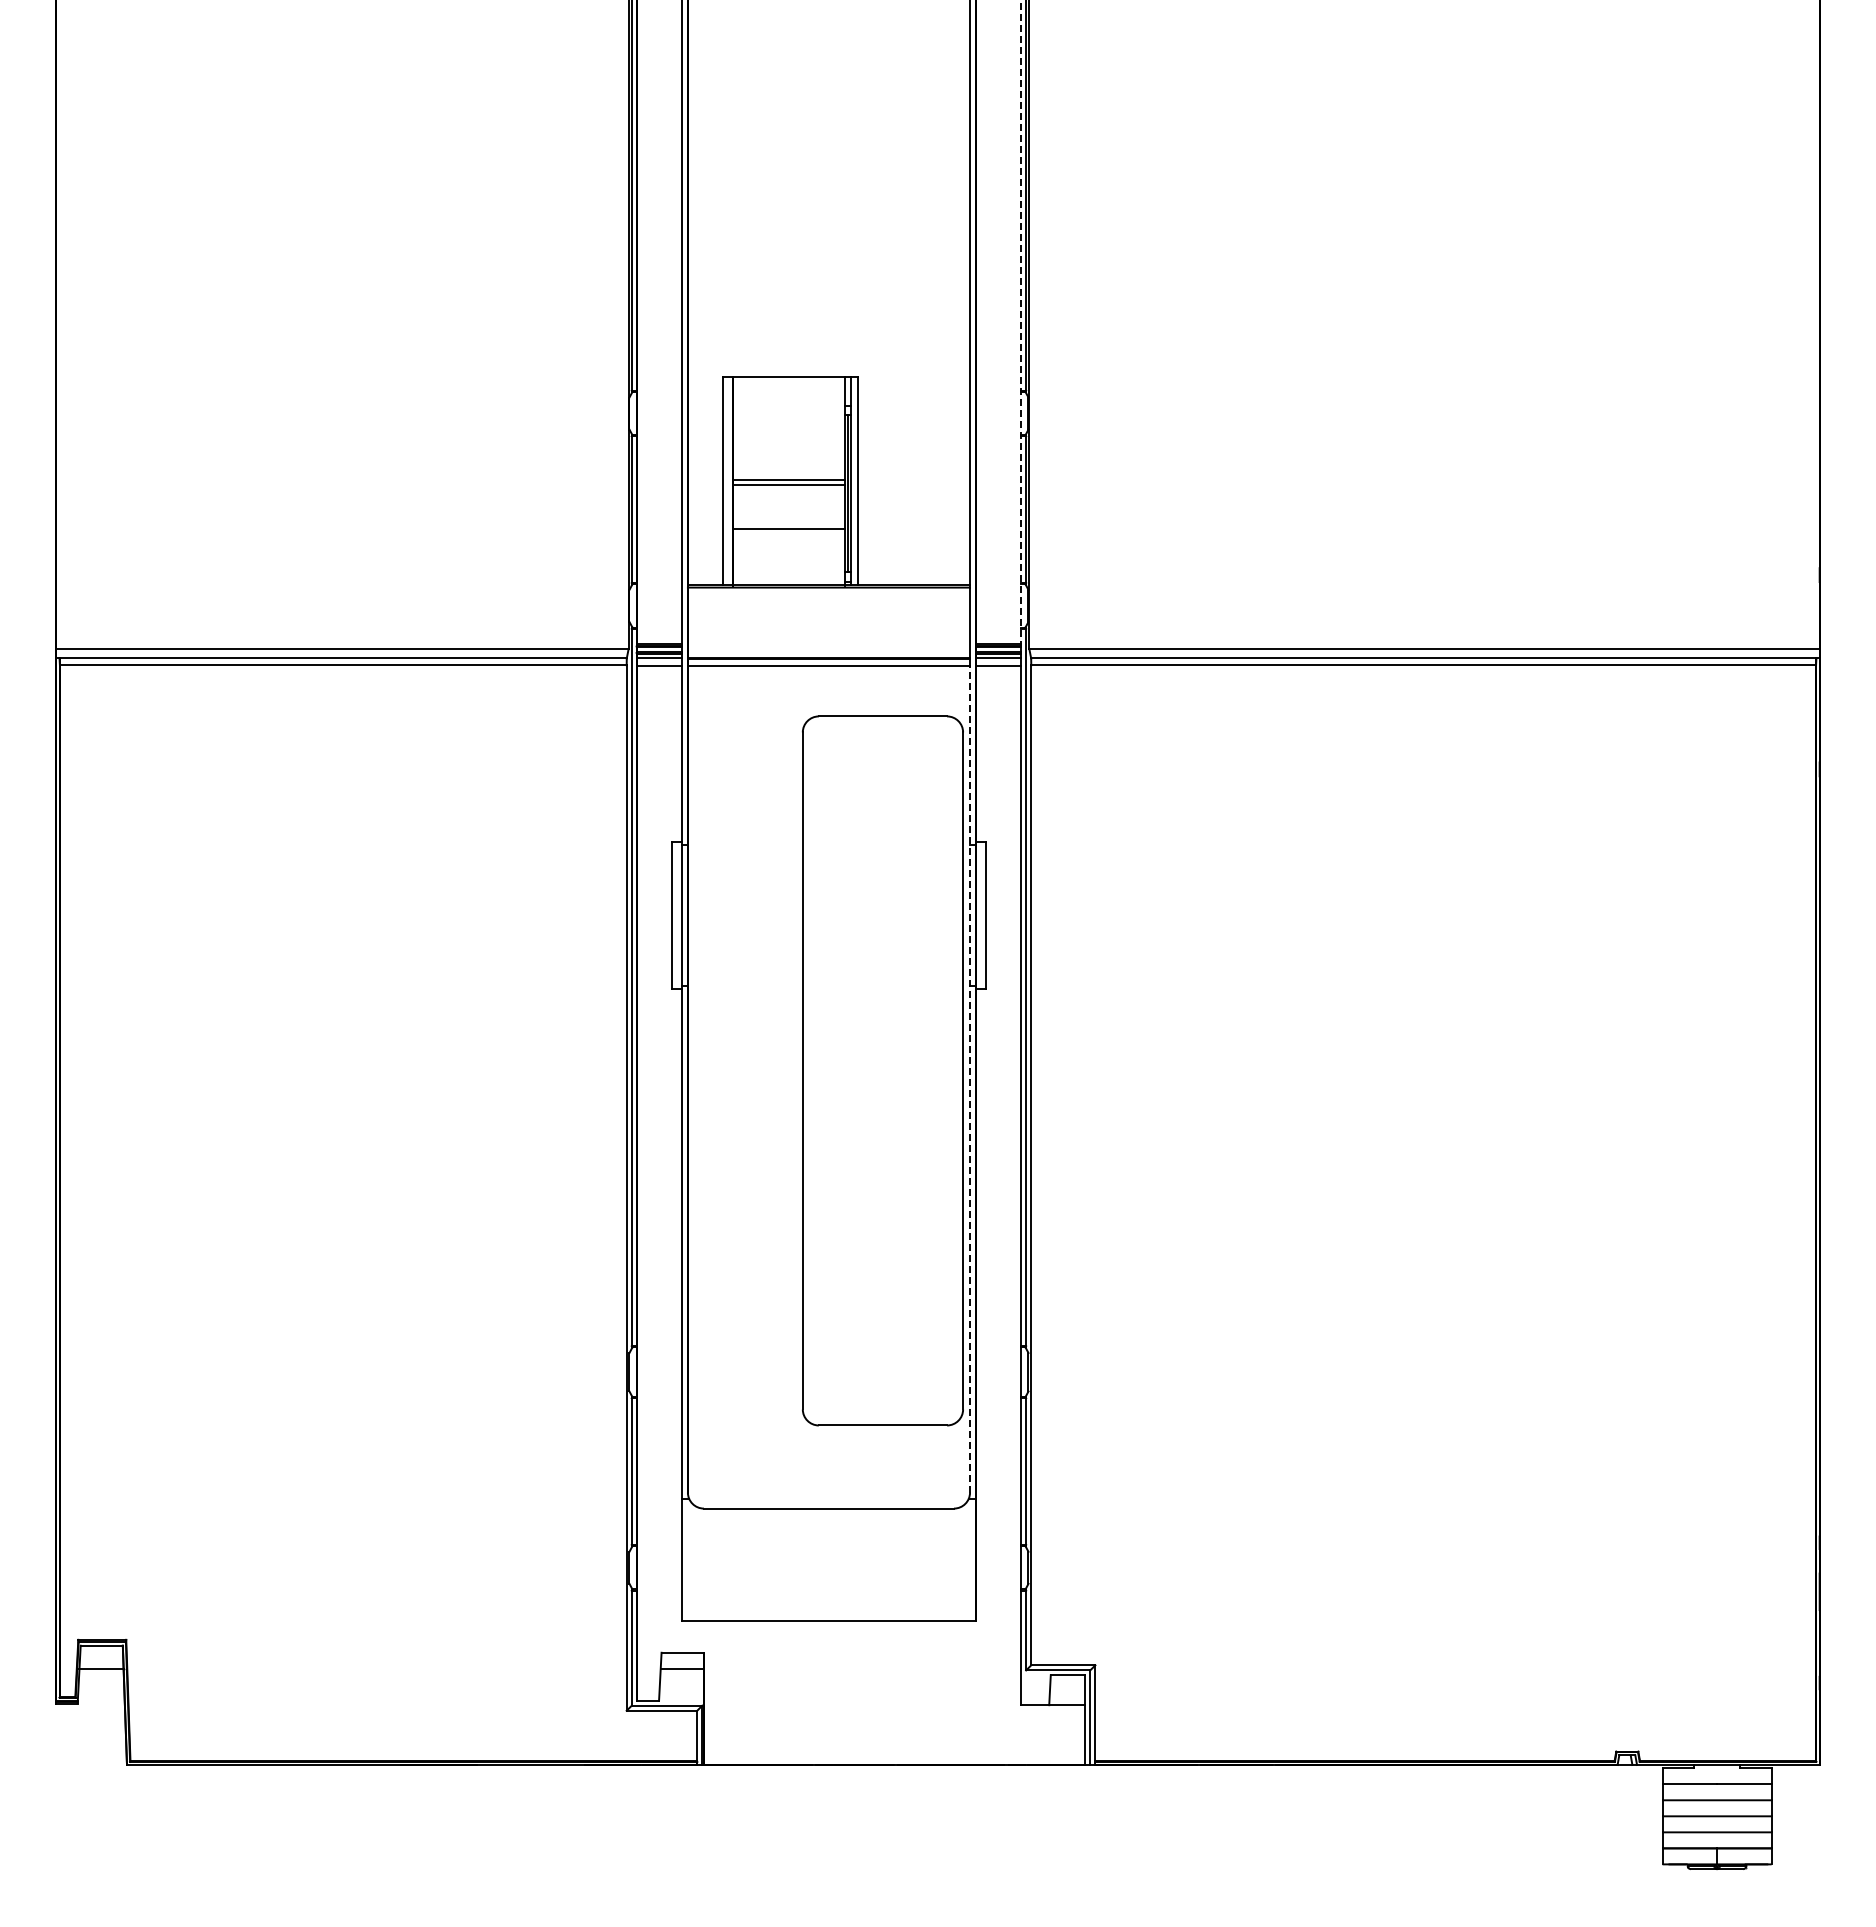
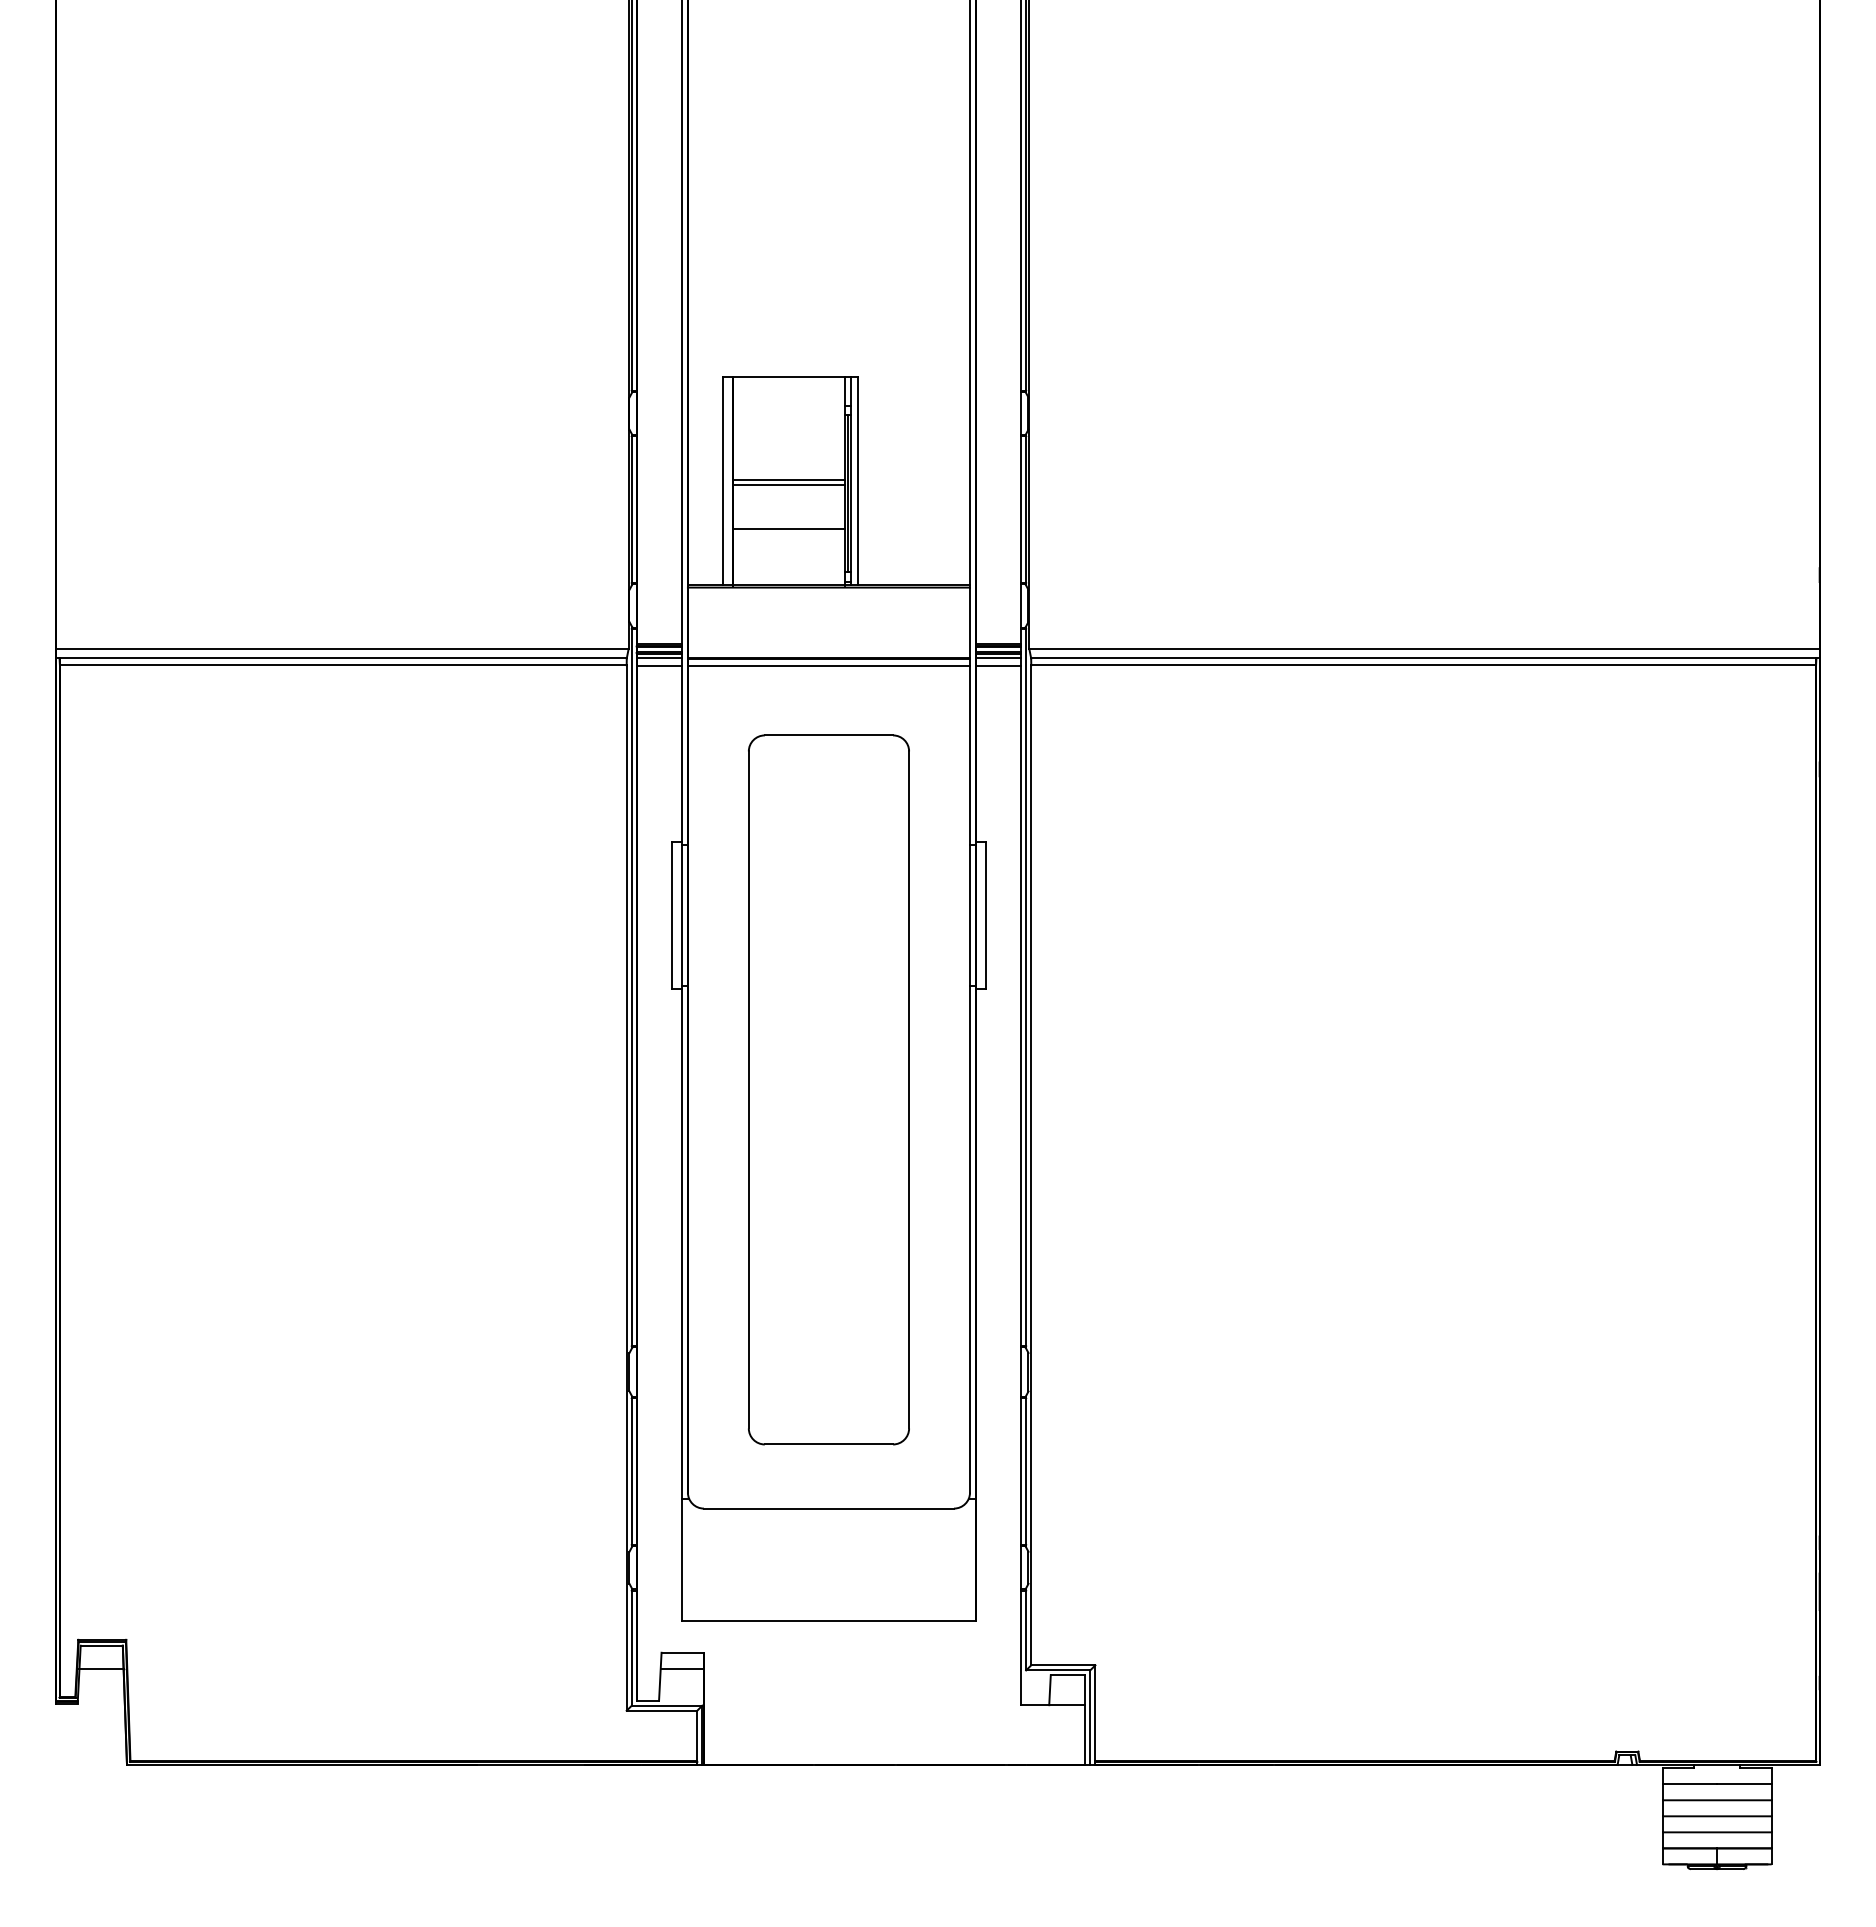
line: dashed -> solid (1021, 322)
part position: (882, 1070) -> (828, 1089) (828, 1089)
line: dashed -> solid (970, 1078)
